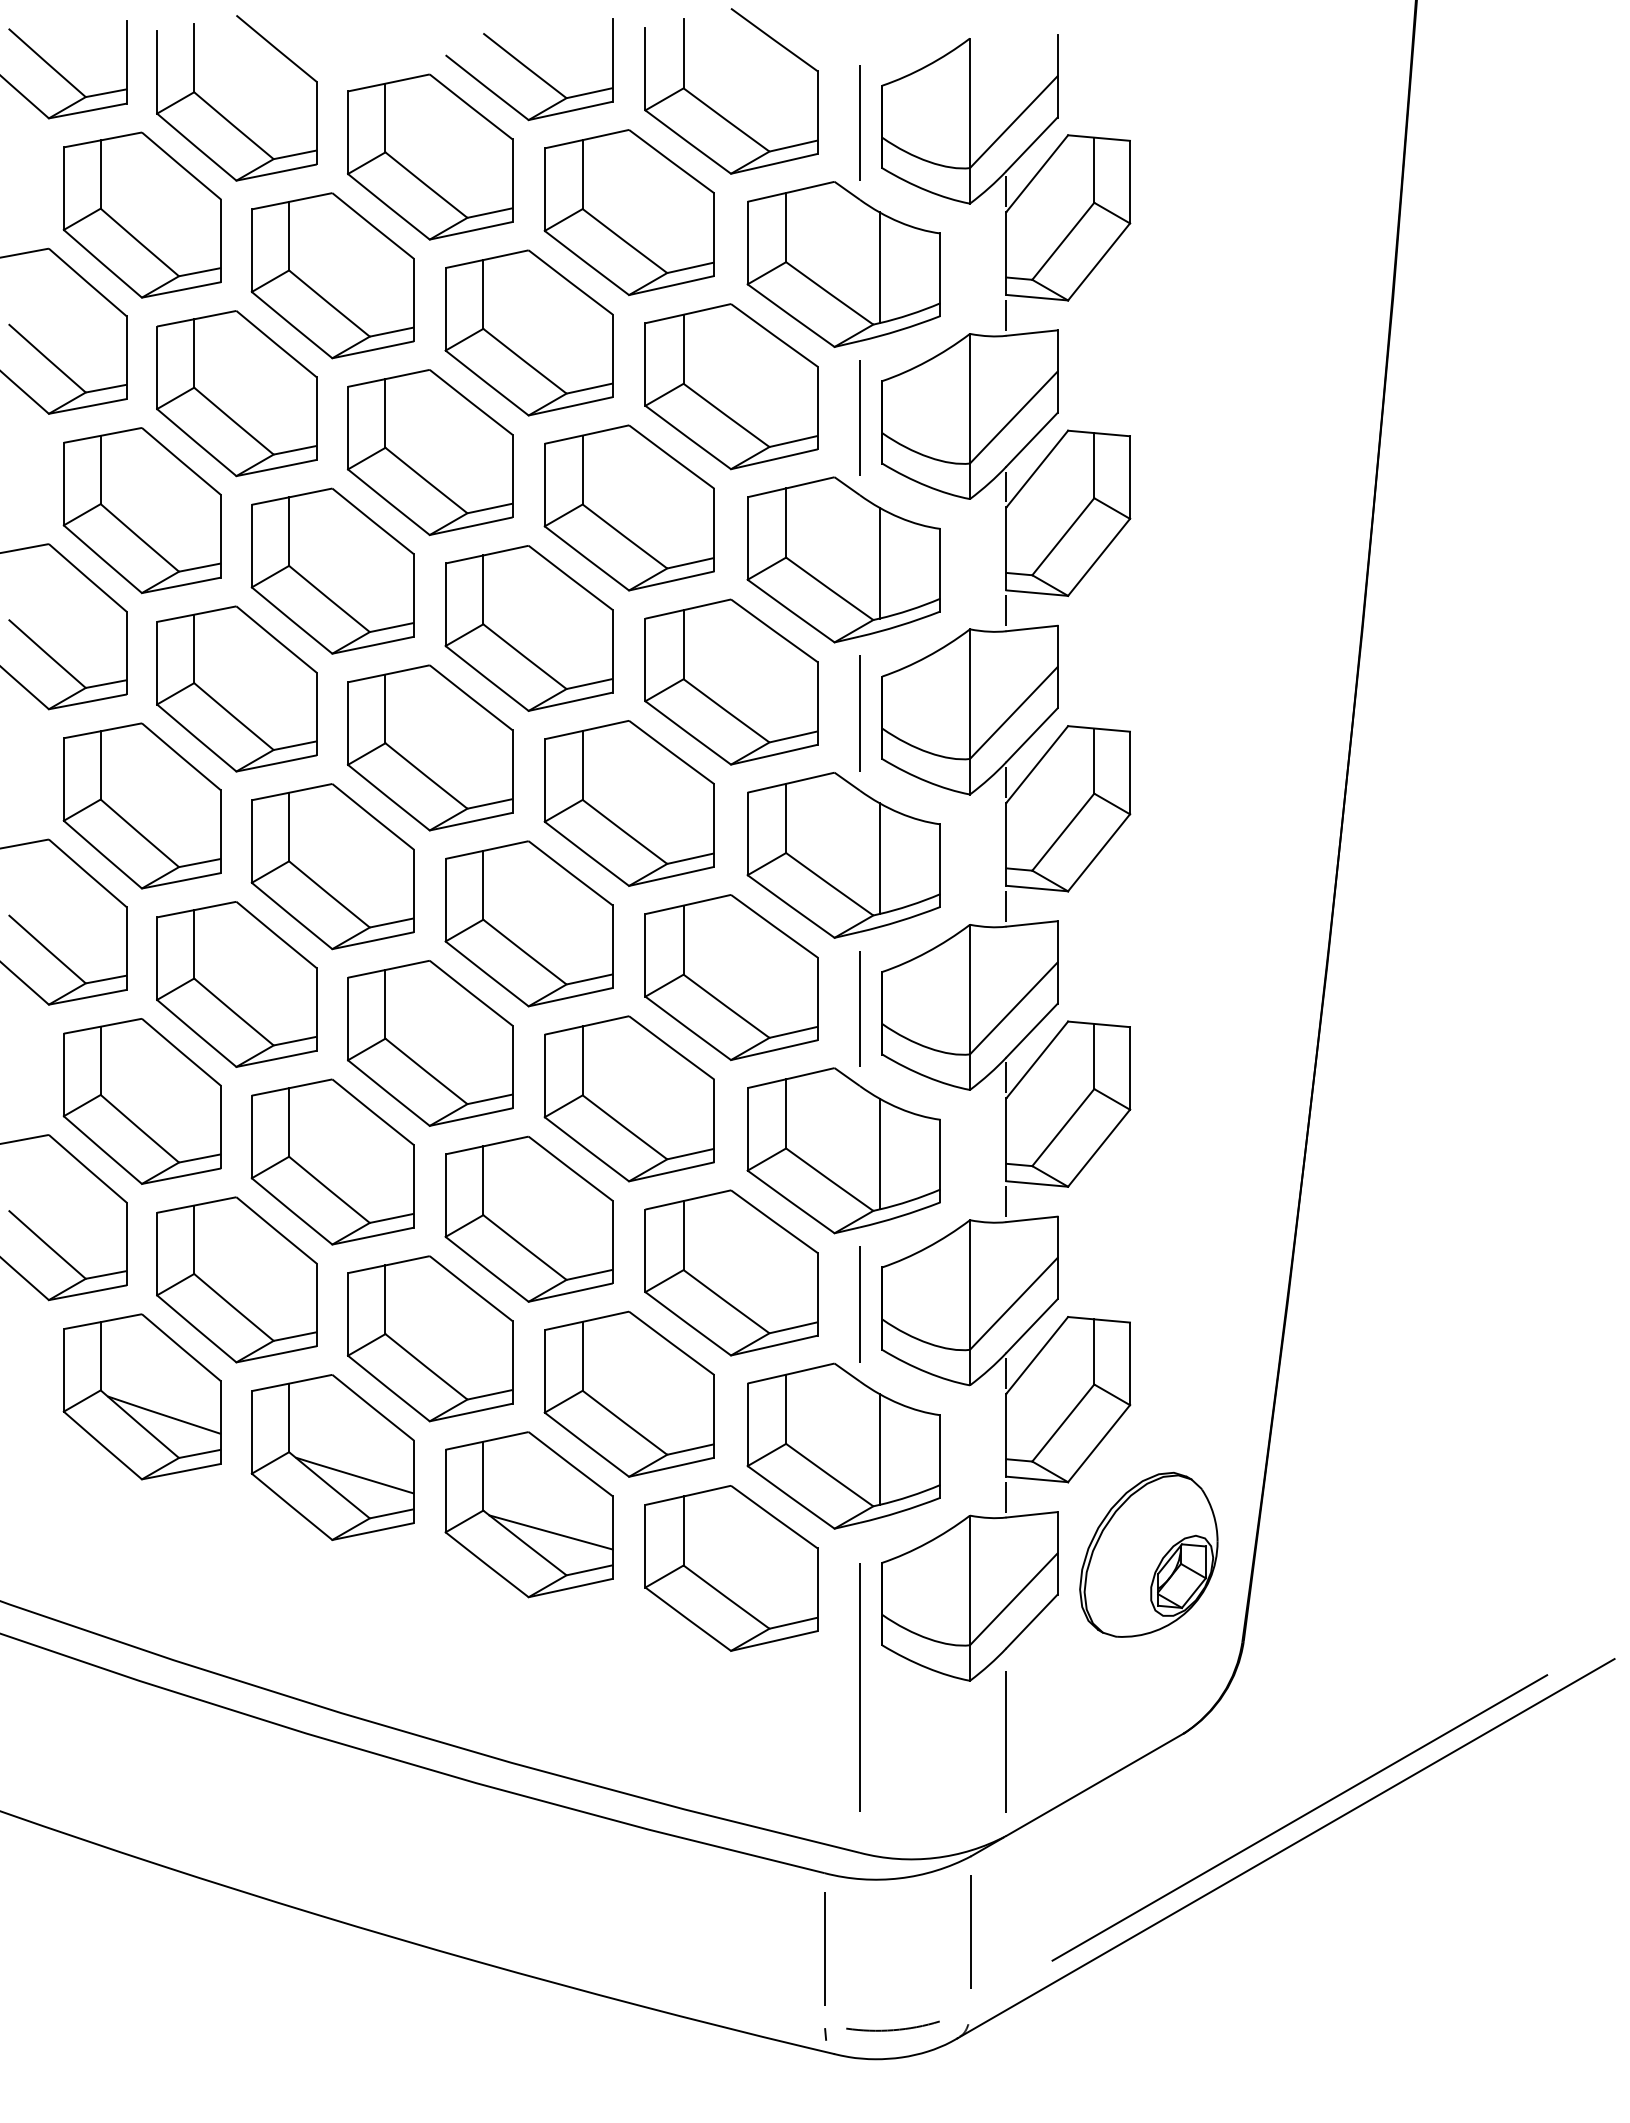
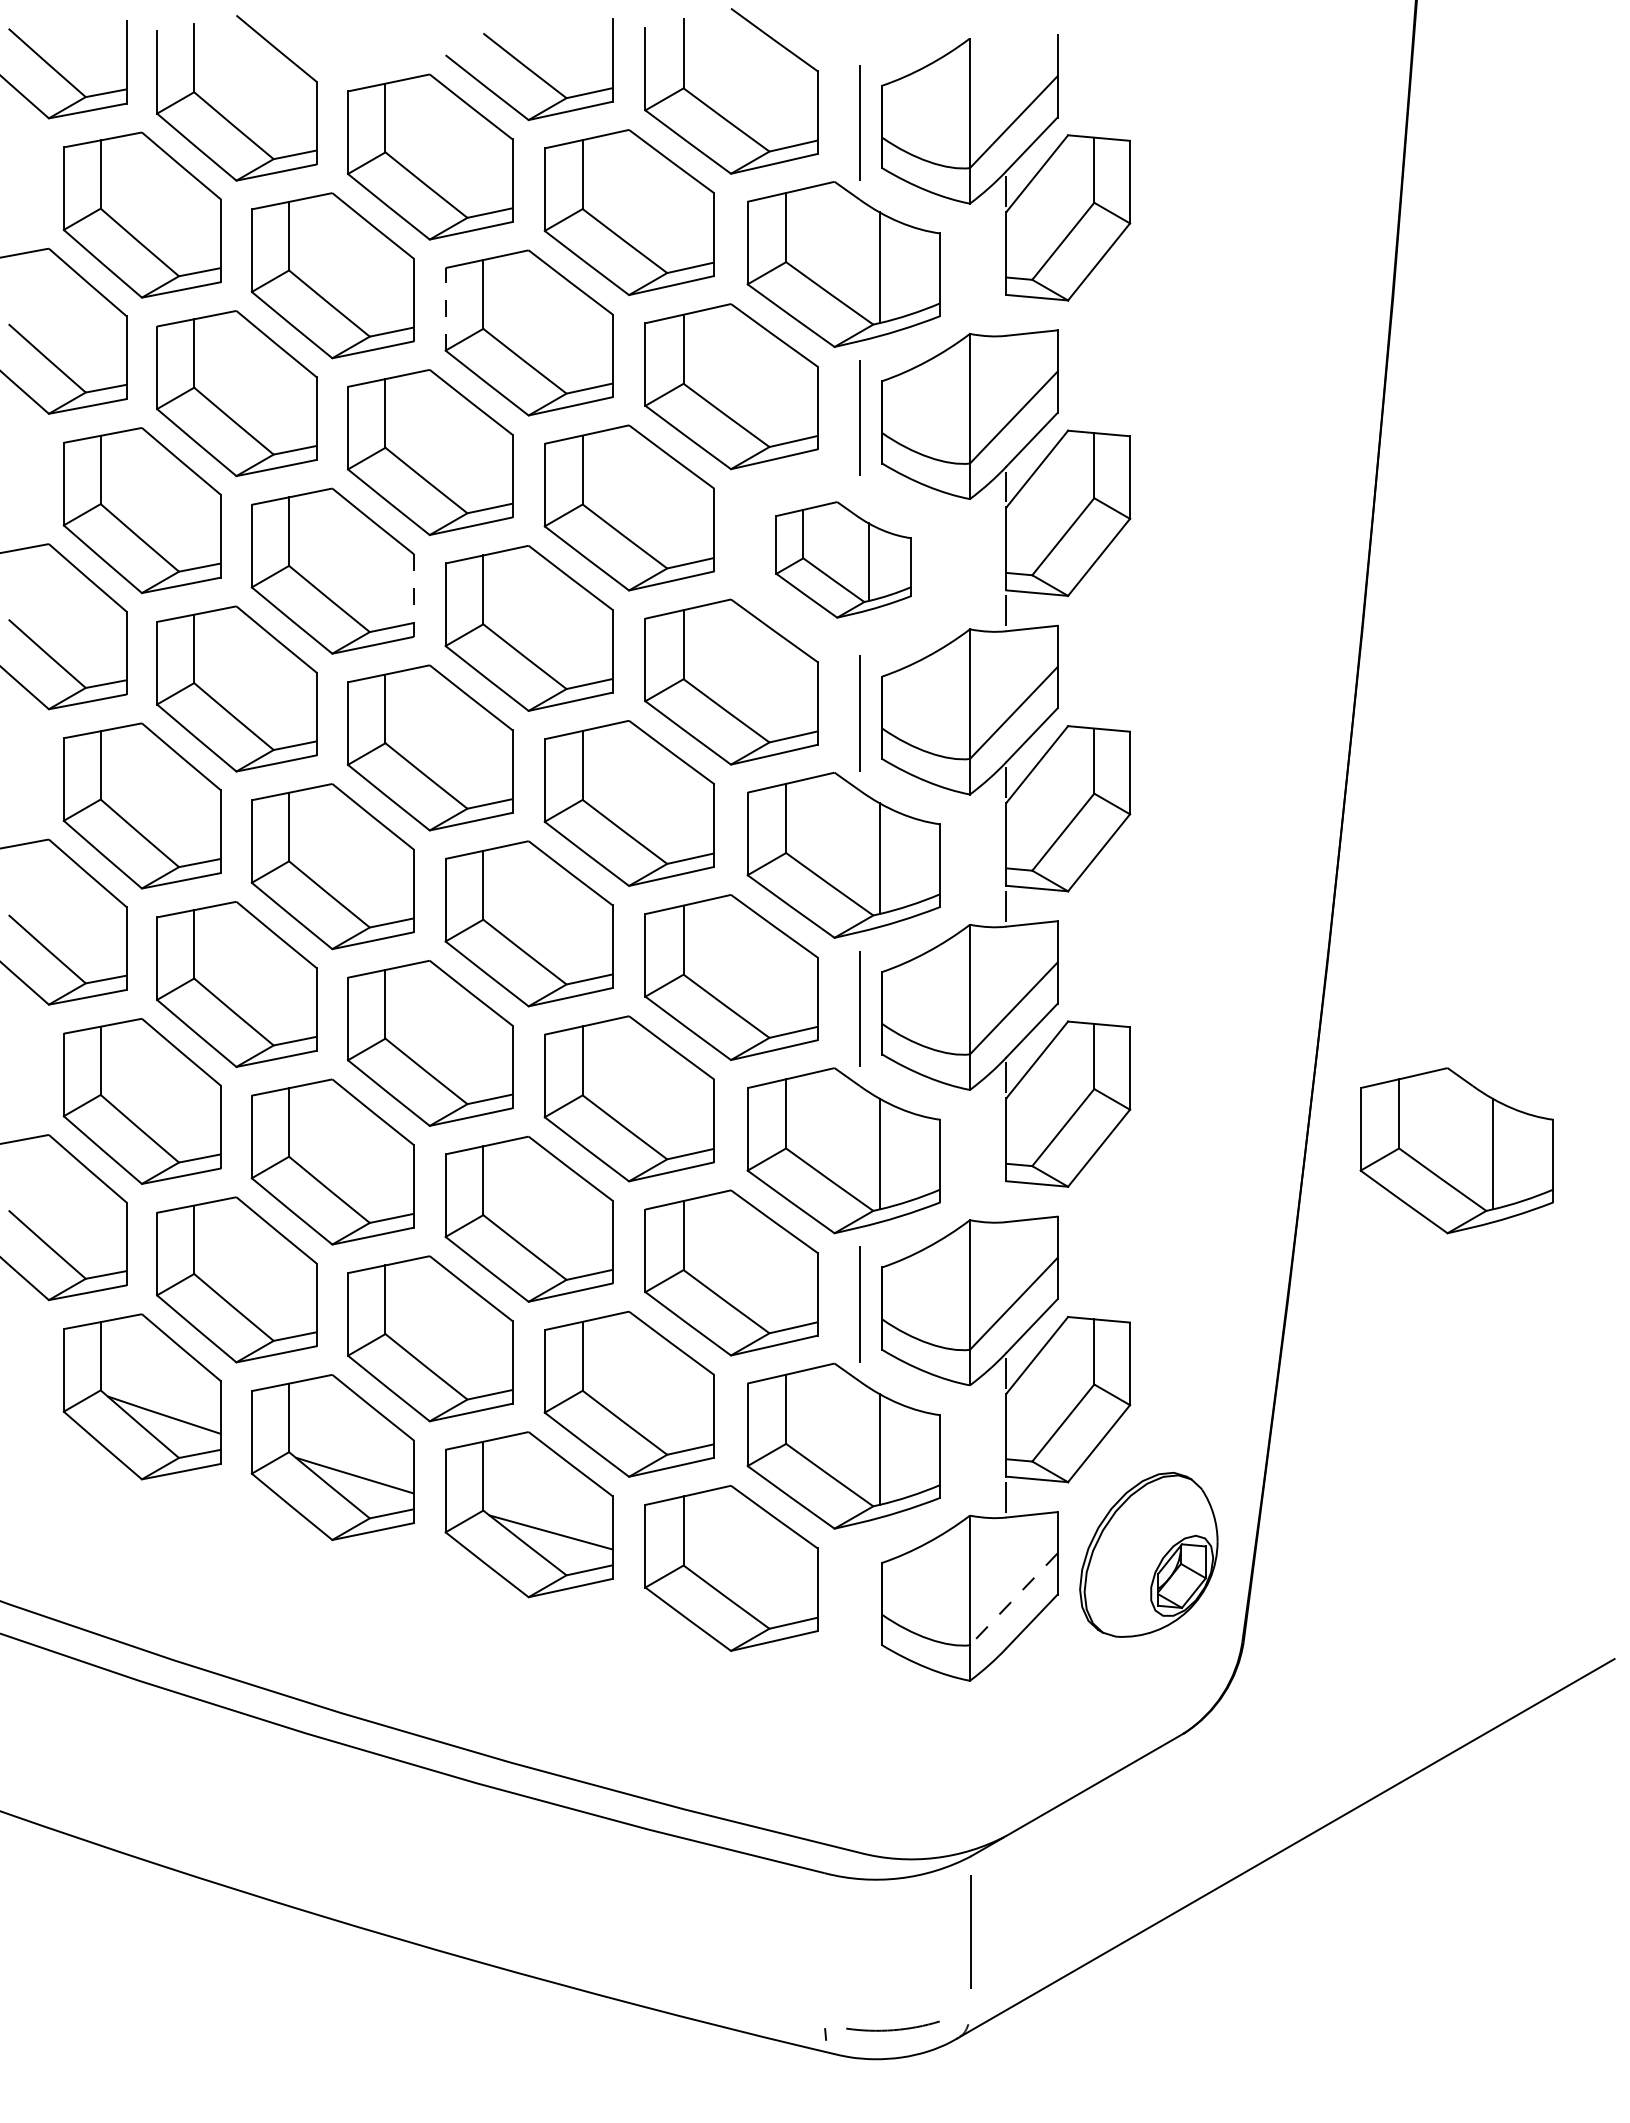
line: solid -> dashed (445, 308)
line: present -> none (1006, 314)
part size: 195x168 px -> 137x118 px (843, 559)
line: solid -> dashed (413, 596)
part: none -> present (1456, 1150)
line: present -> none (1006, 1201)
line: solid -> dashed (1013, 1599)
line: present -> none (859, 1687)
line: present -> none (1006, 1741)
line: present -> none (1299, 1817)
line: present -> none (824, 1948)
